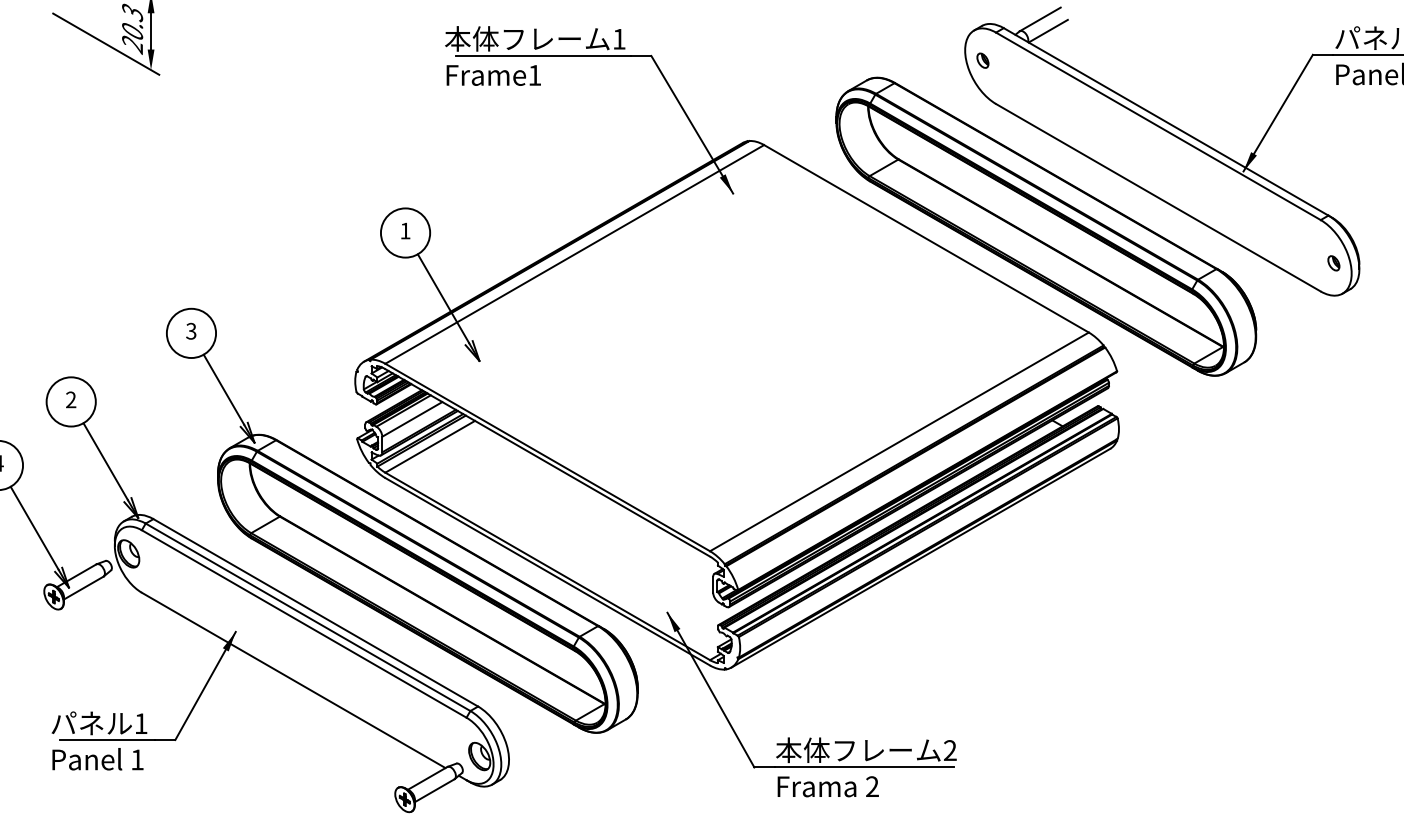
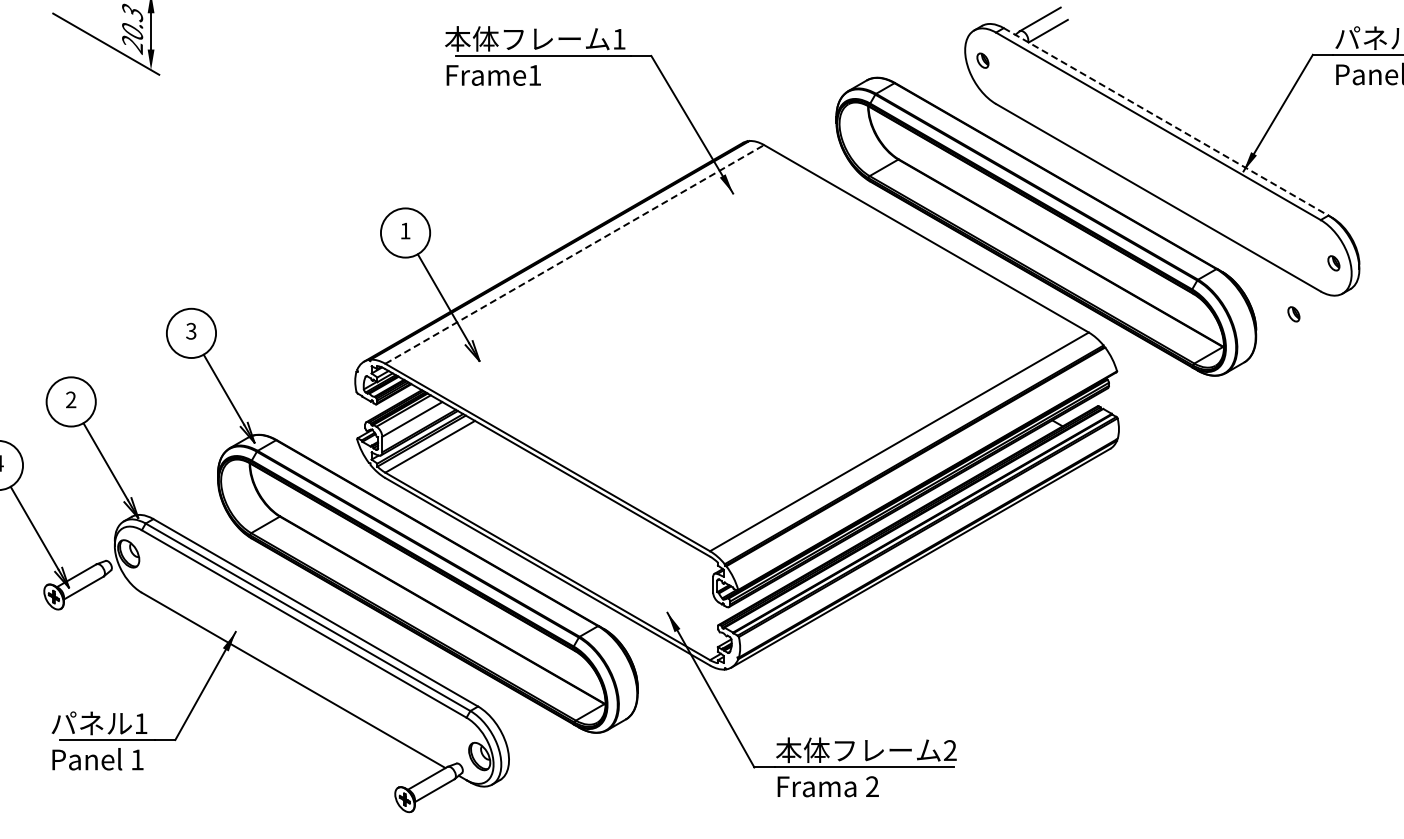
line: solid -> dashed (1166, 122)
line: solid -> dashed (574, 254)
part: none -> present (1293, 314)
